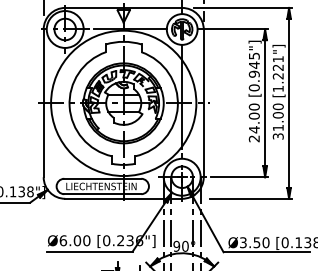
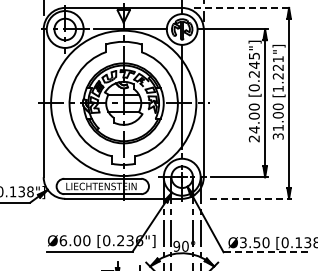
line: solid -> dashed (242, 7)
text: [0.945"] -> [0.245"] (254, 73)
line: solid -> dashed (250, 198)
line: solid -> dashed (267, 252)
